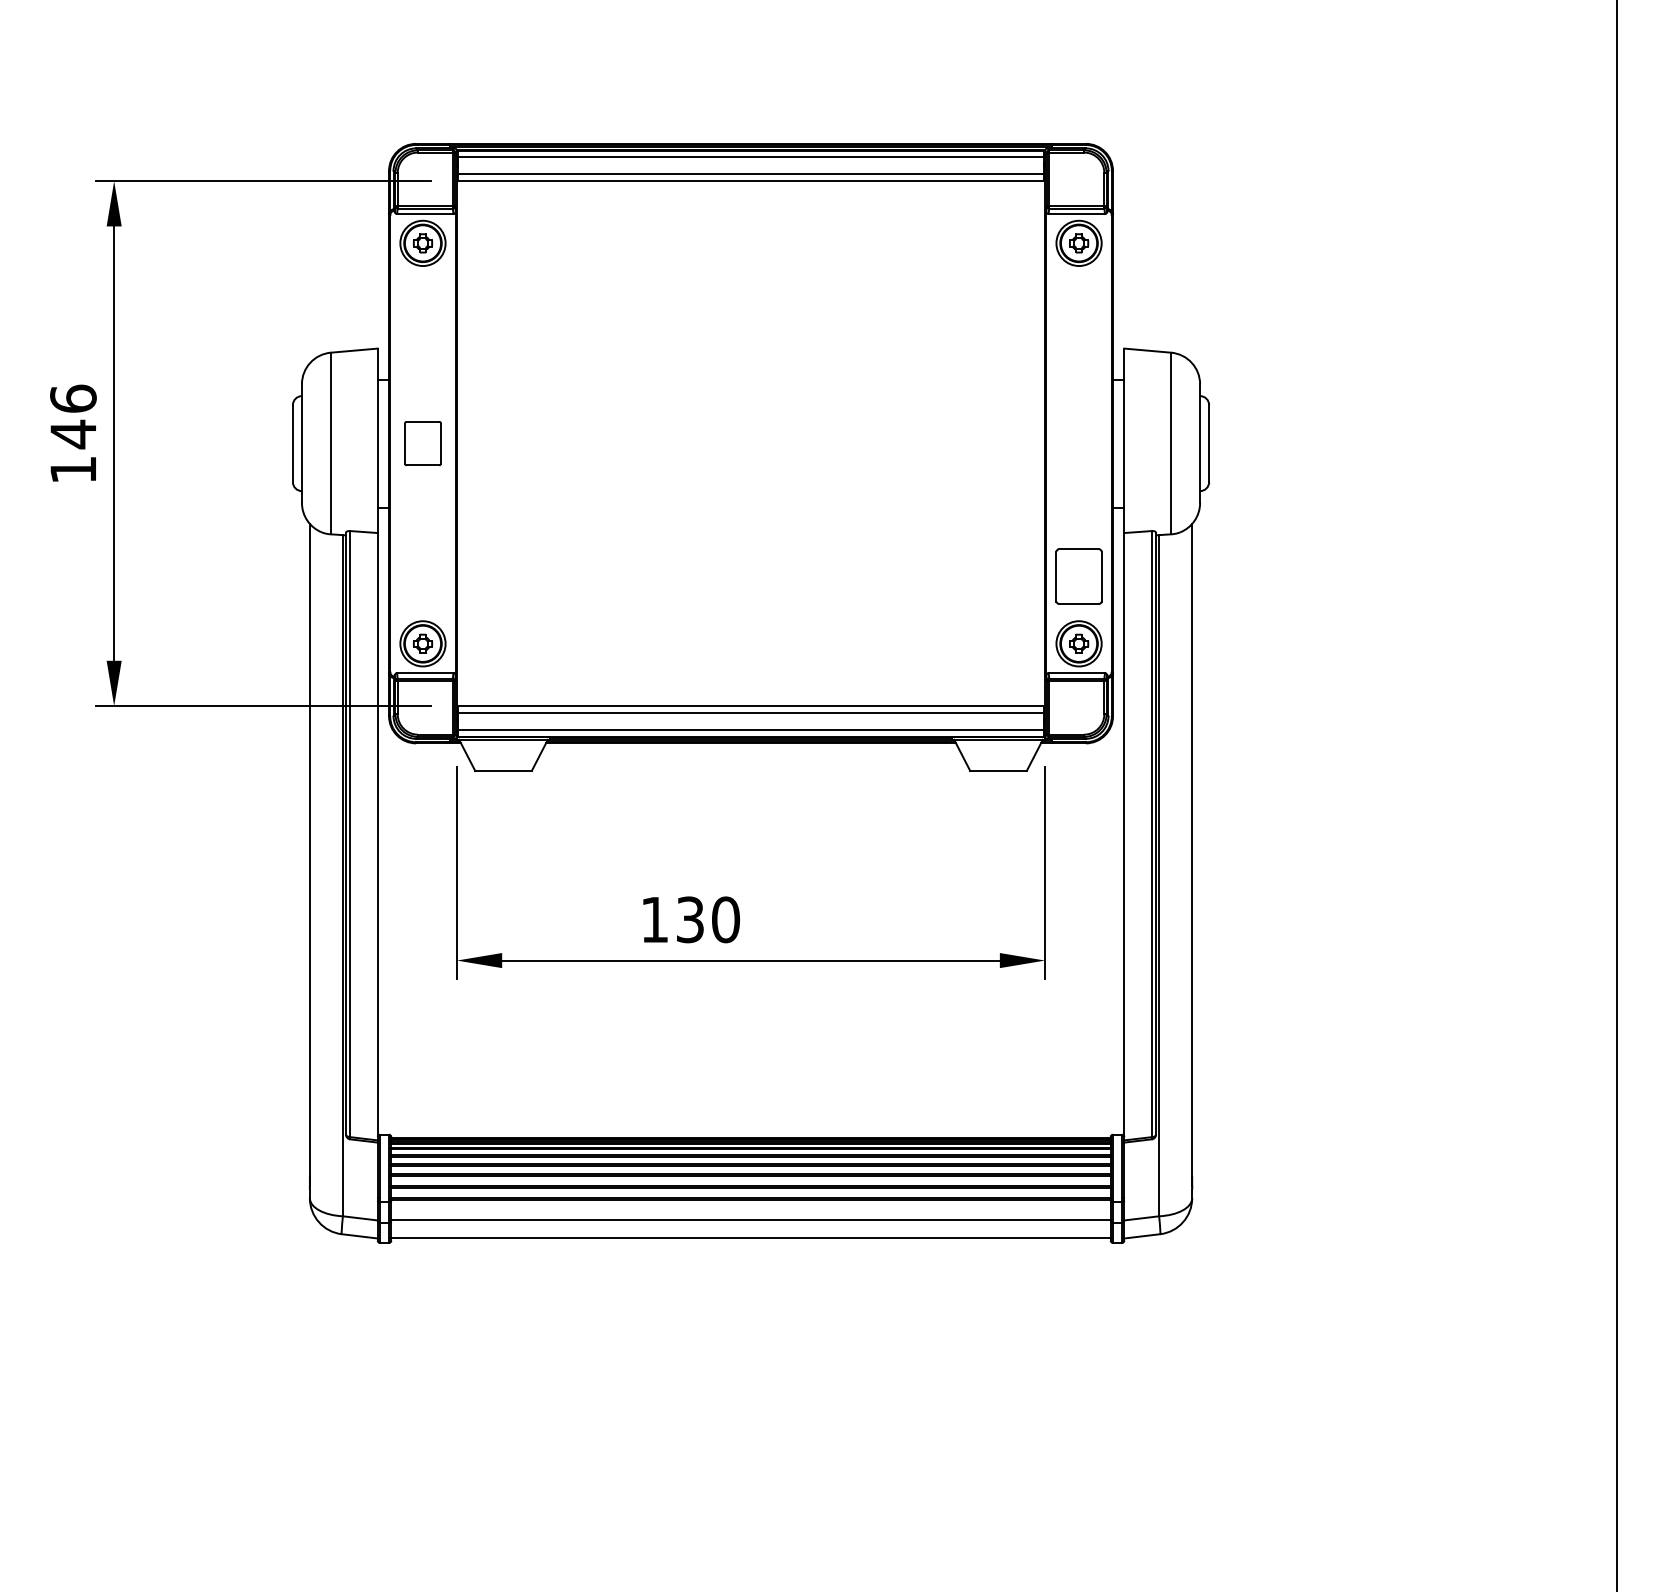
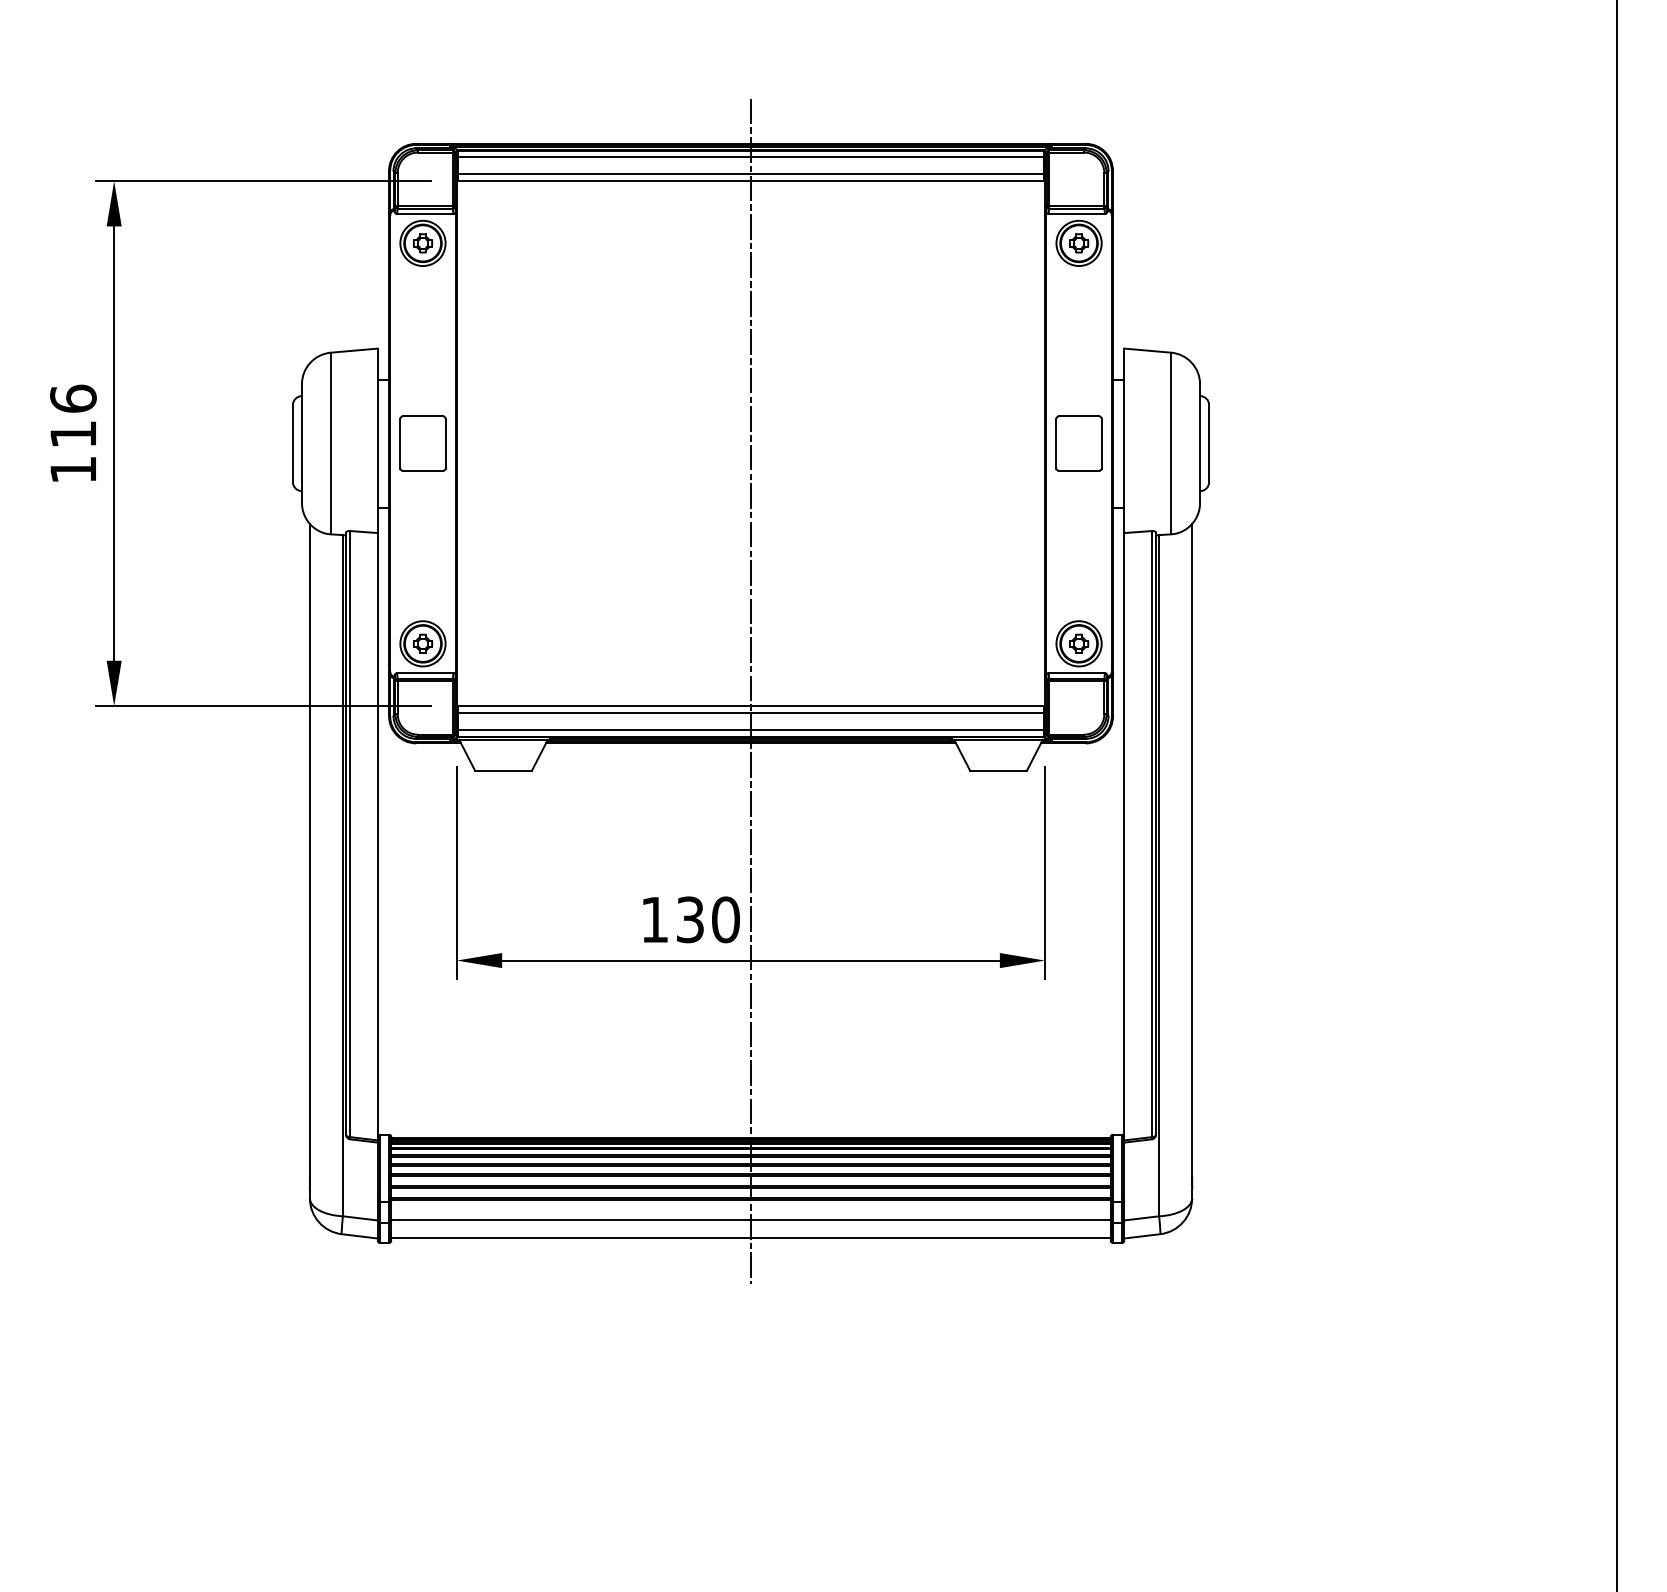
text: 146 -> 116 (72, 434)
part size: 38x46 px -> 48x57 px (422, 443)
part position: (1078, 576) -> (1078, 443) (1078, 443)
line: none -> present (751, 690)
